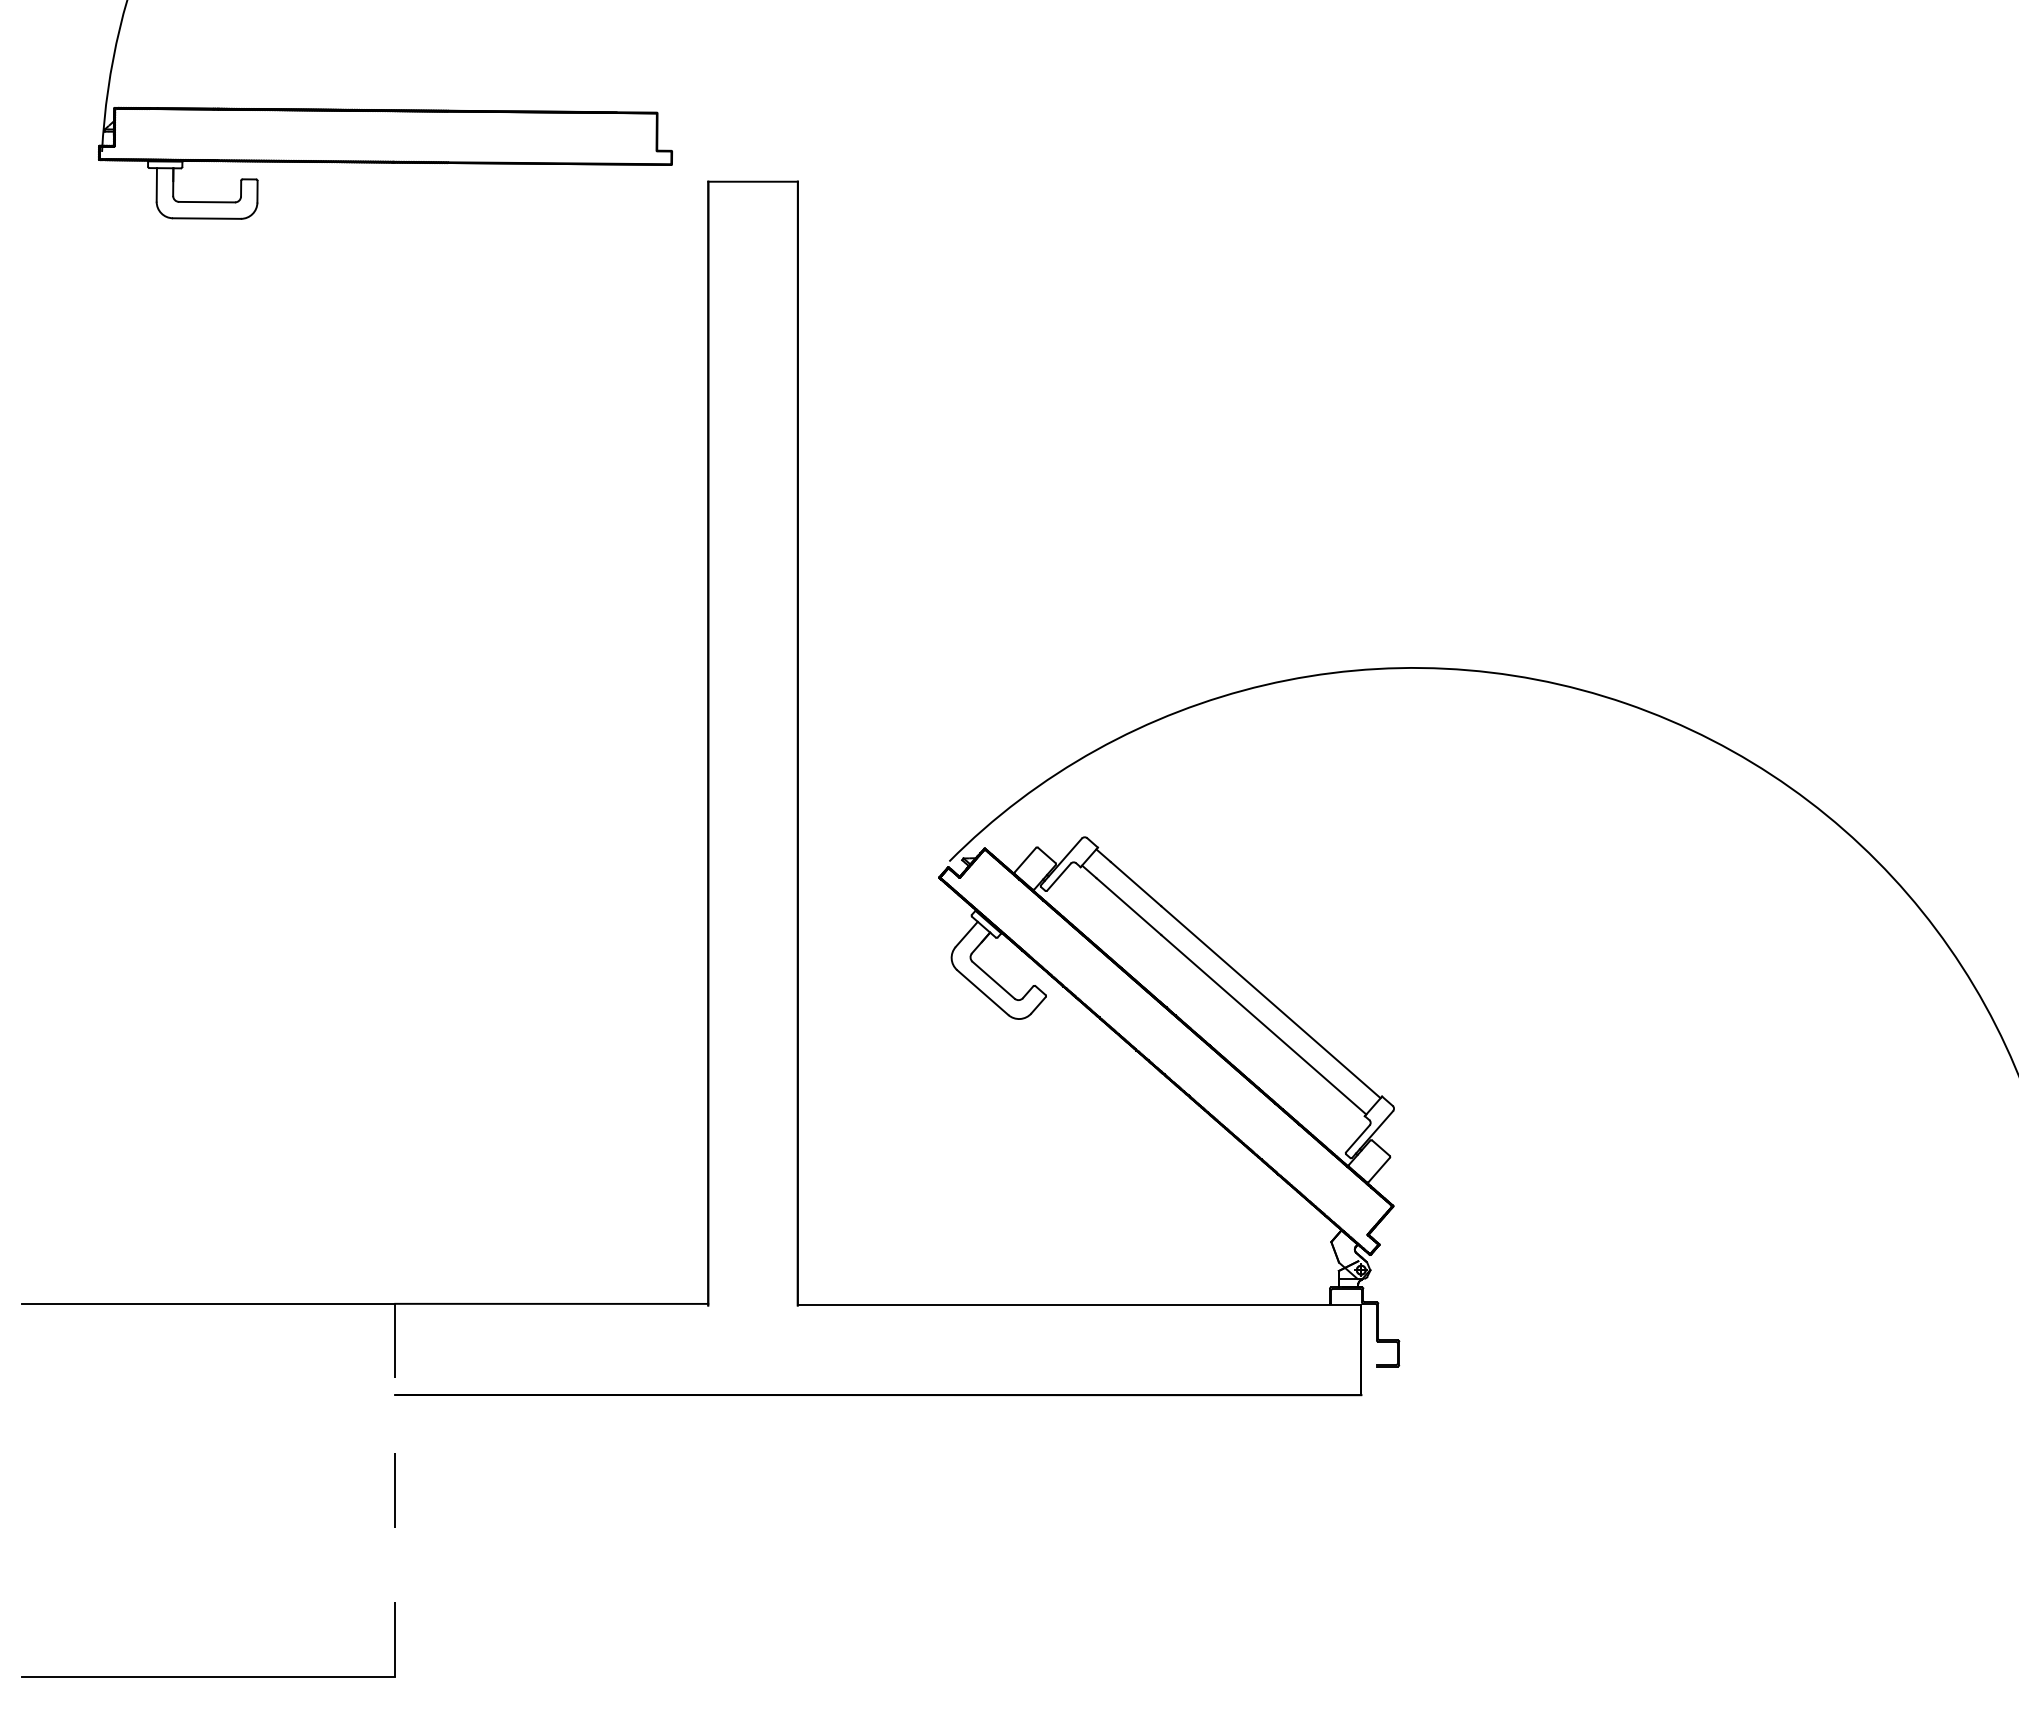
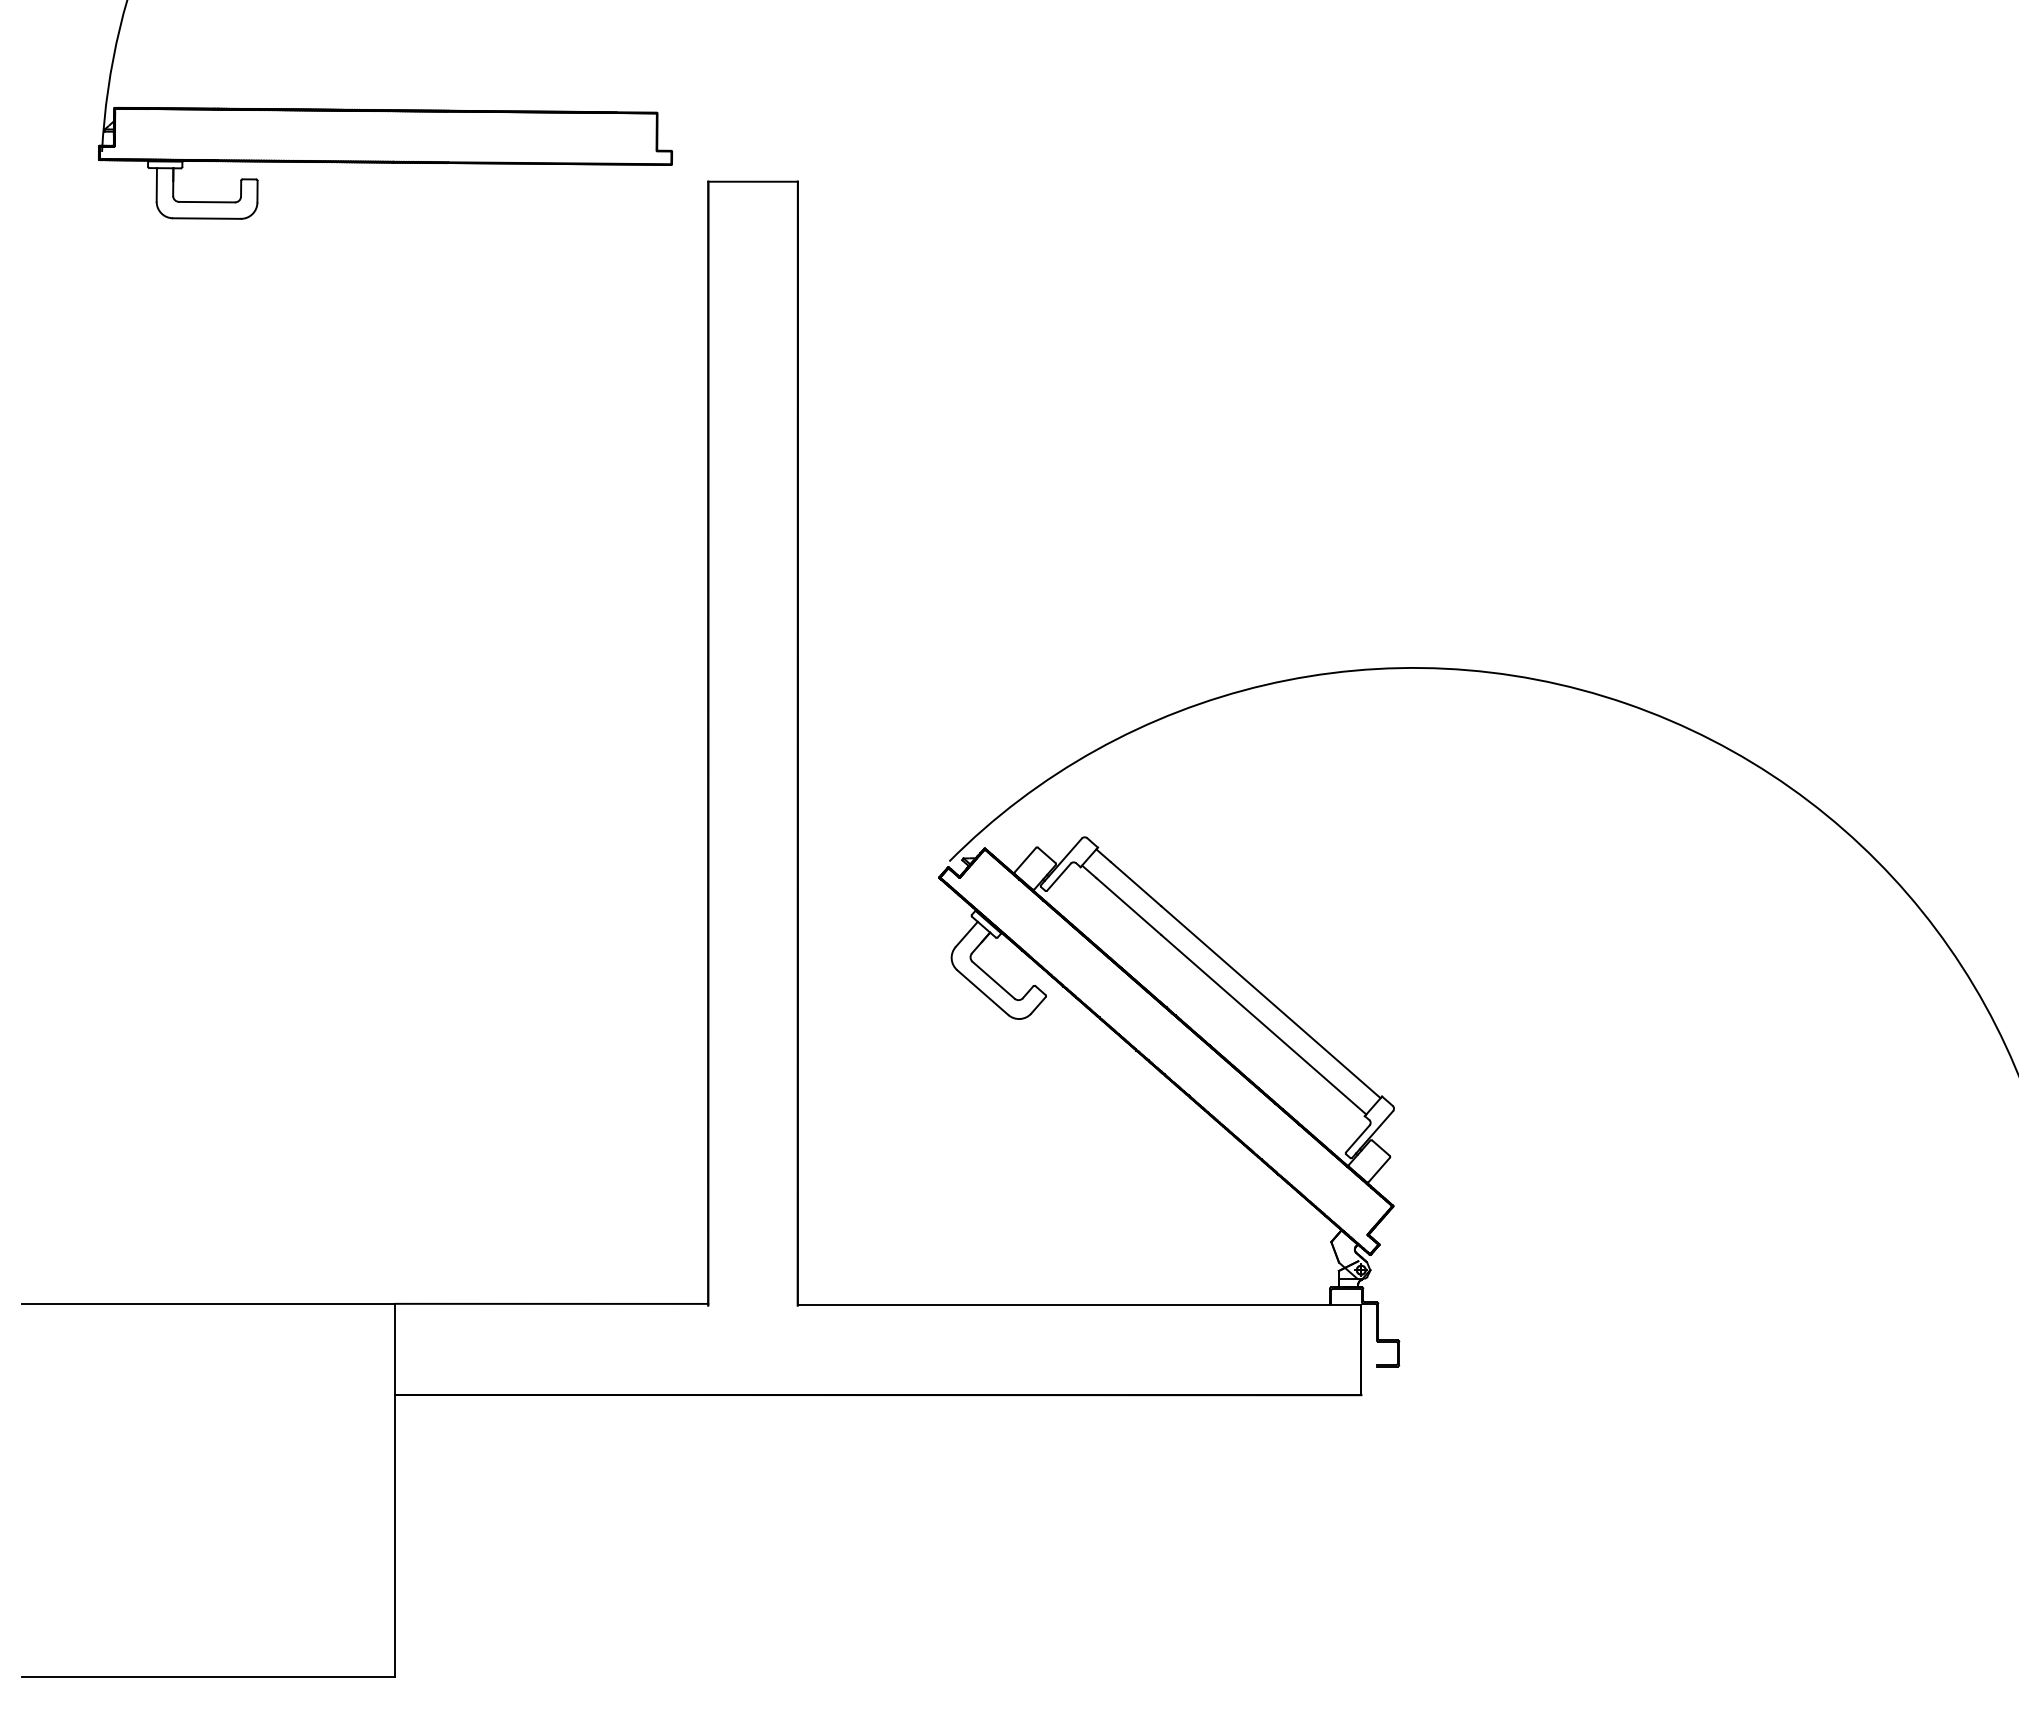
line: dashed -> solid (395, 1490)
